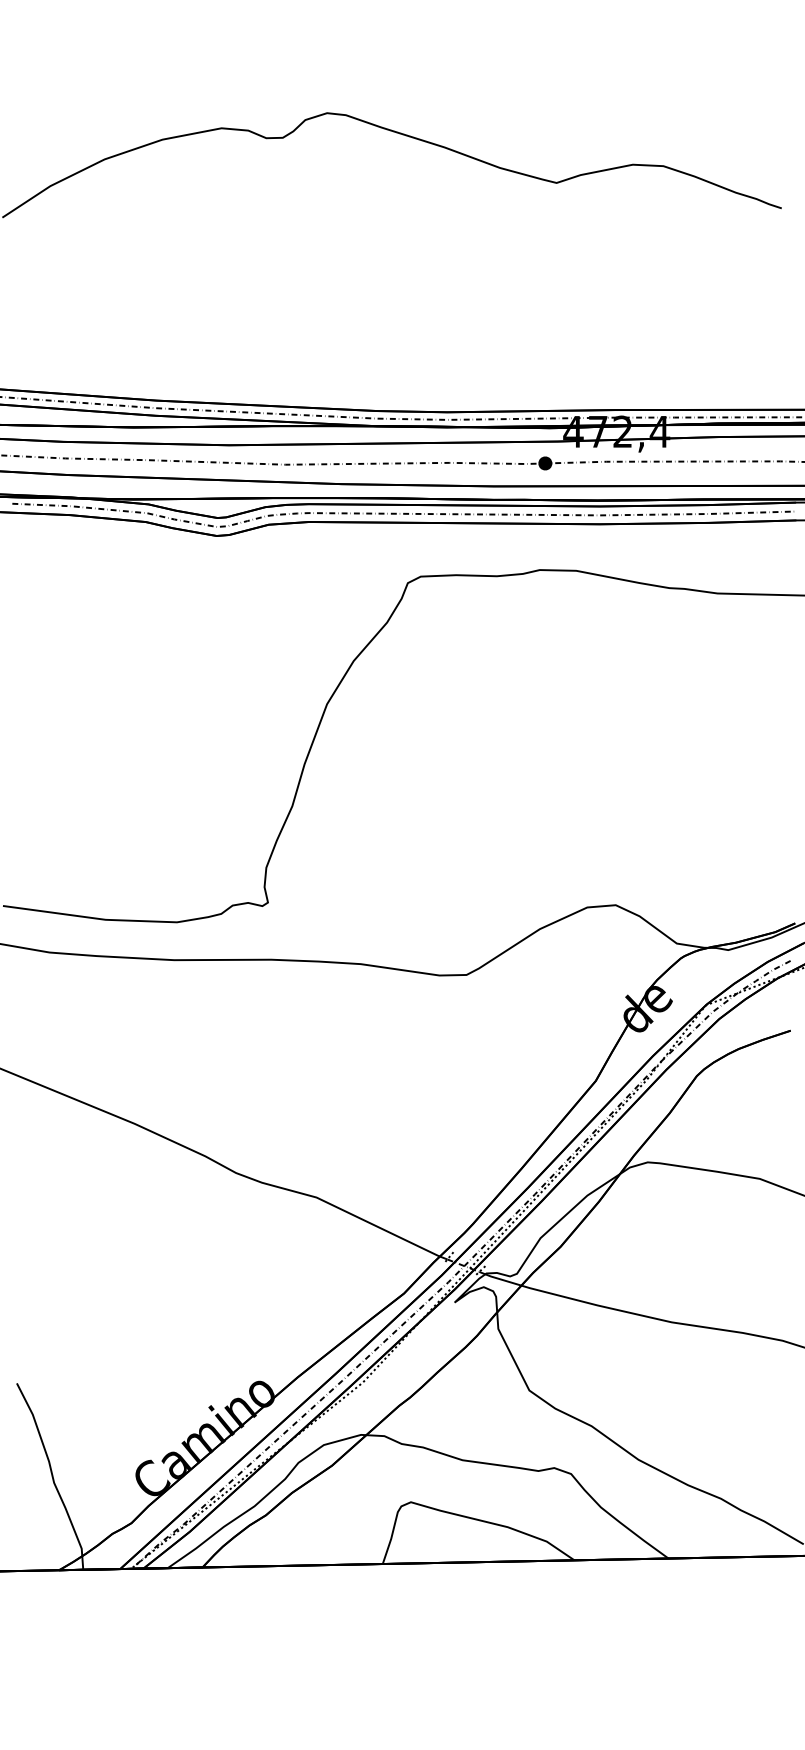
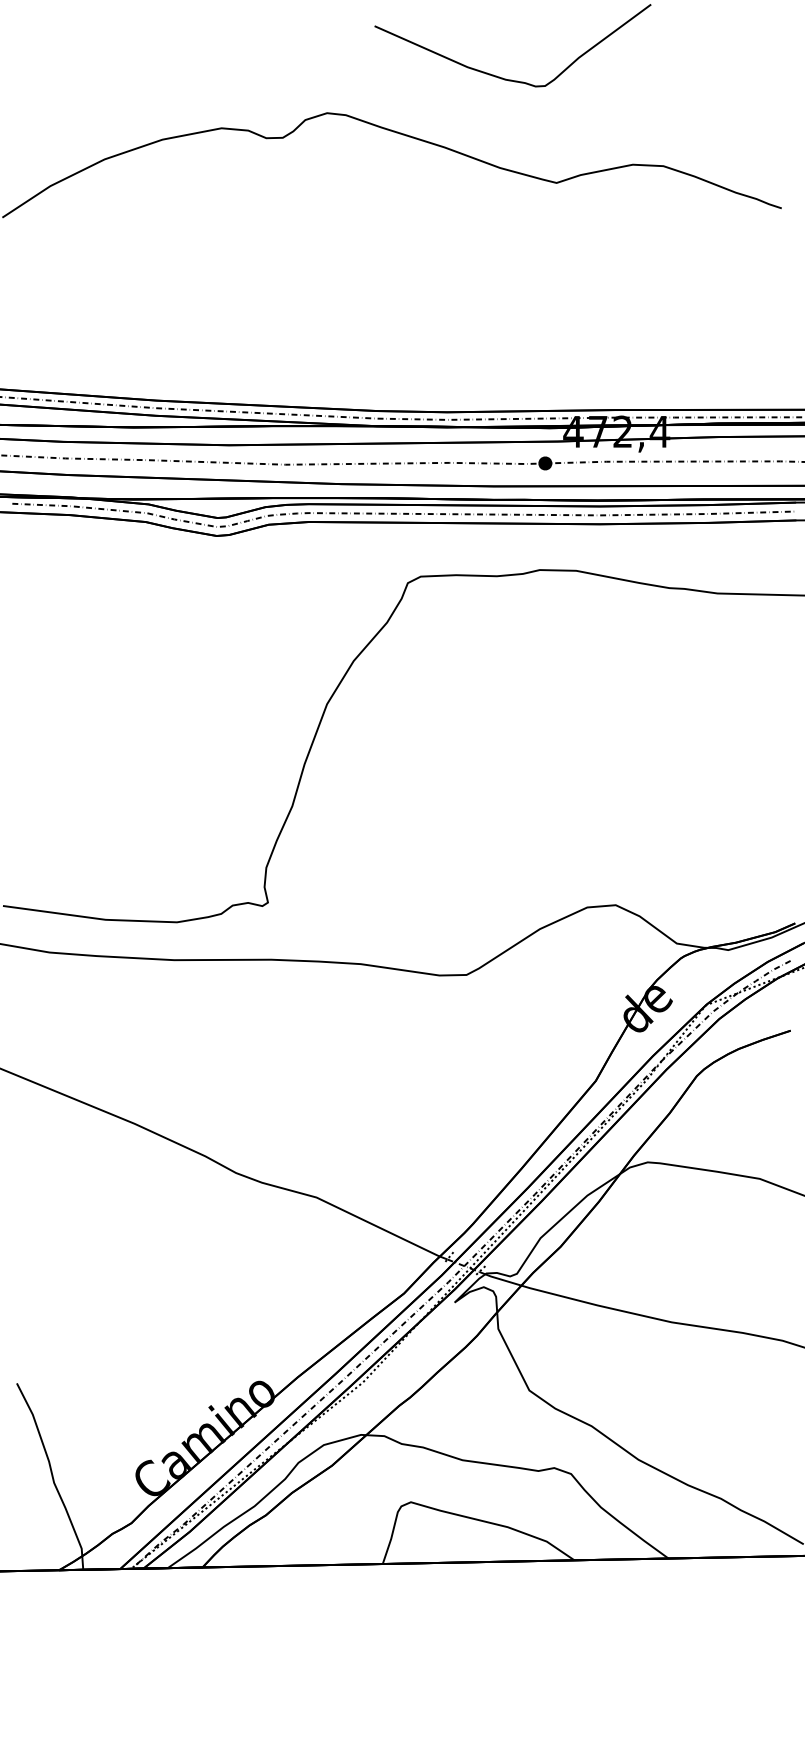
curve: none -> present (502, 77)
